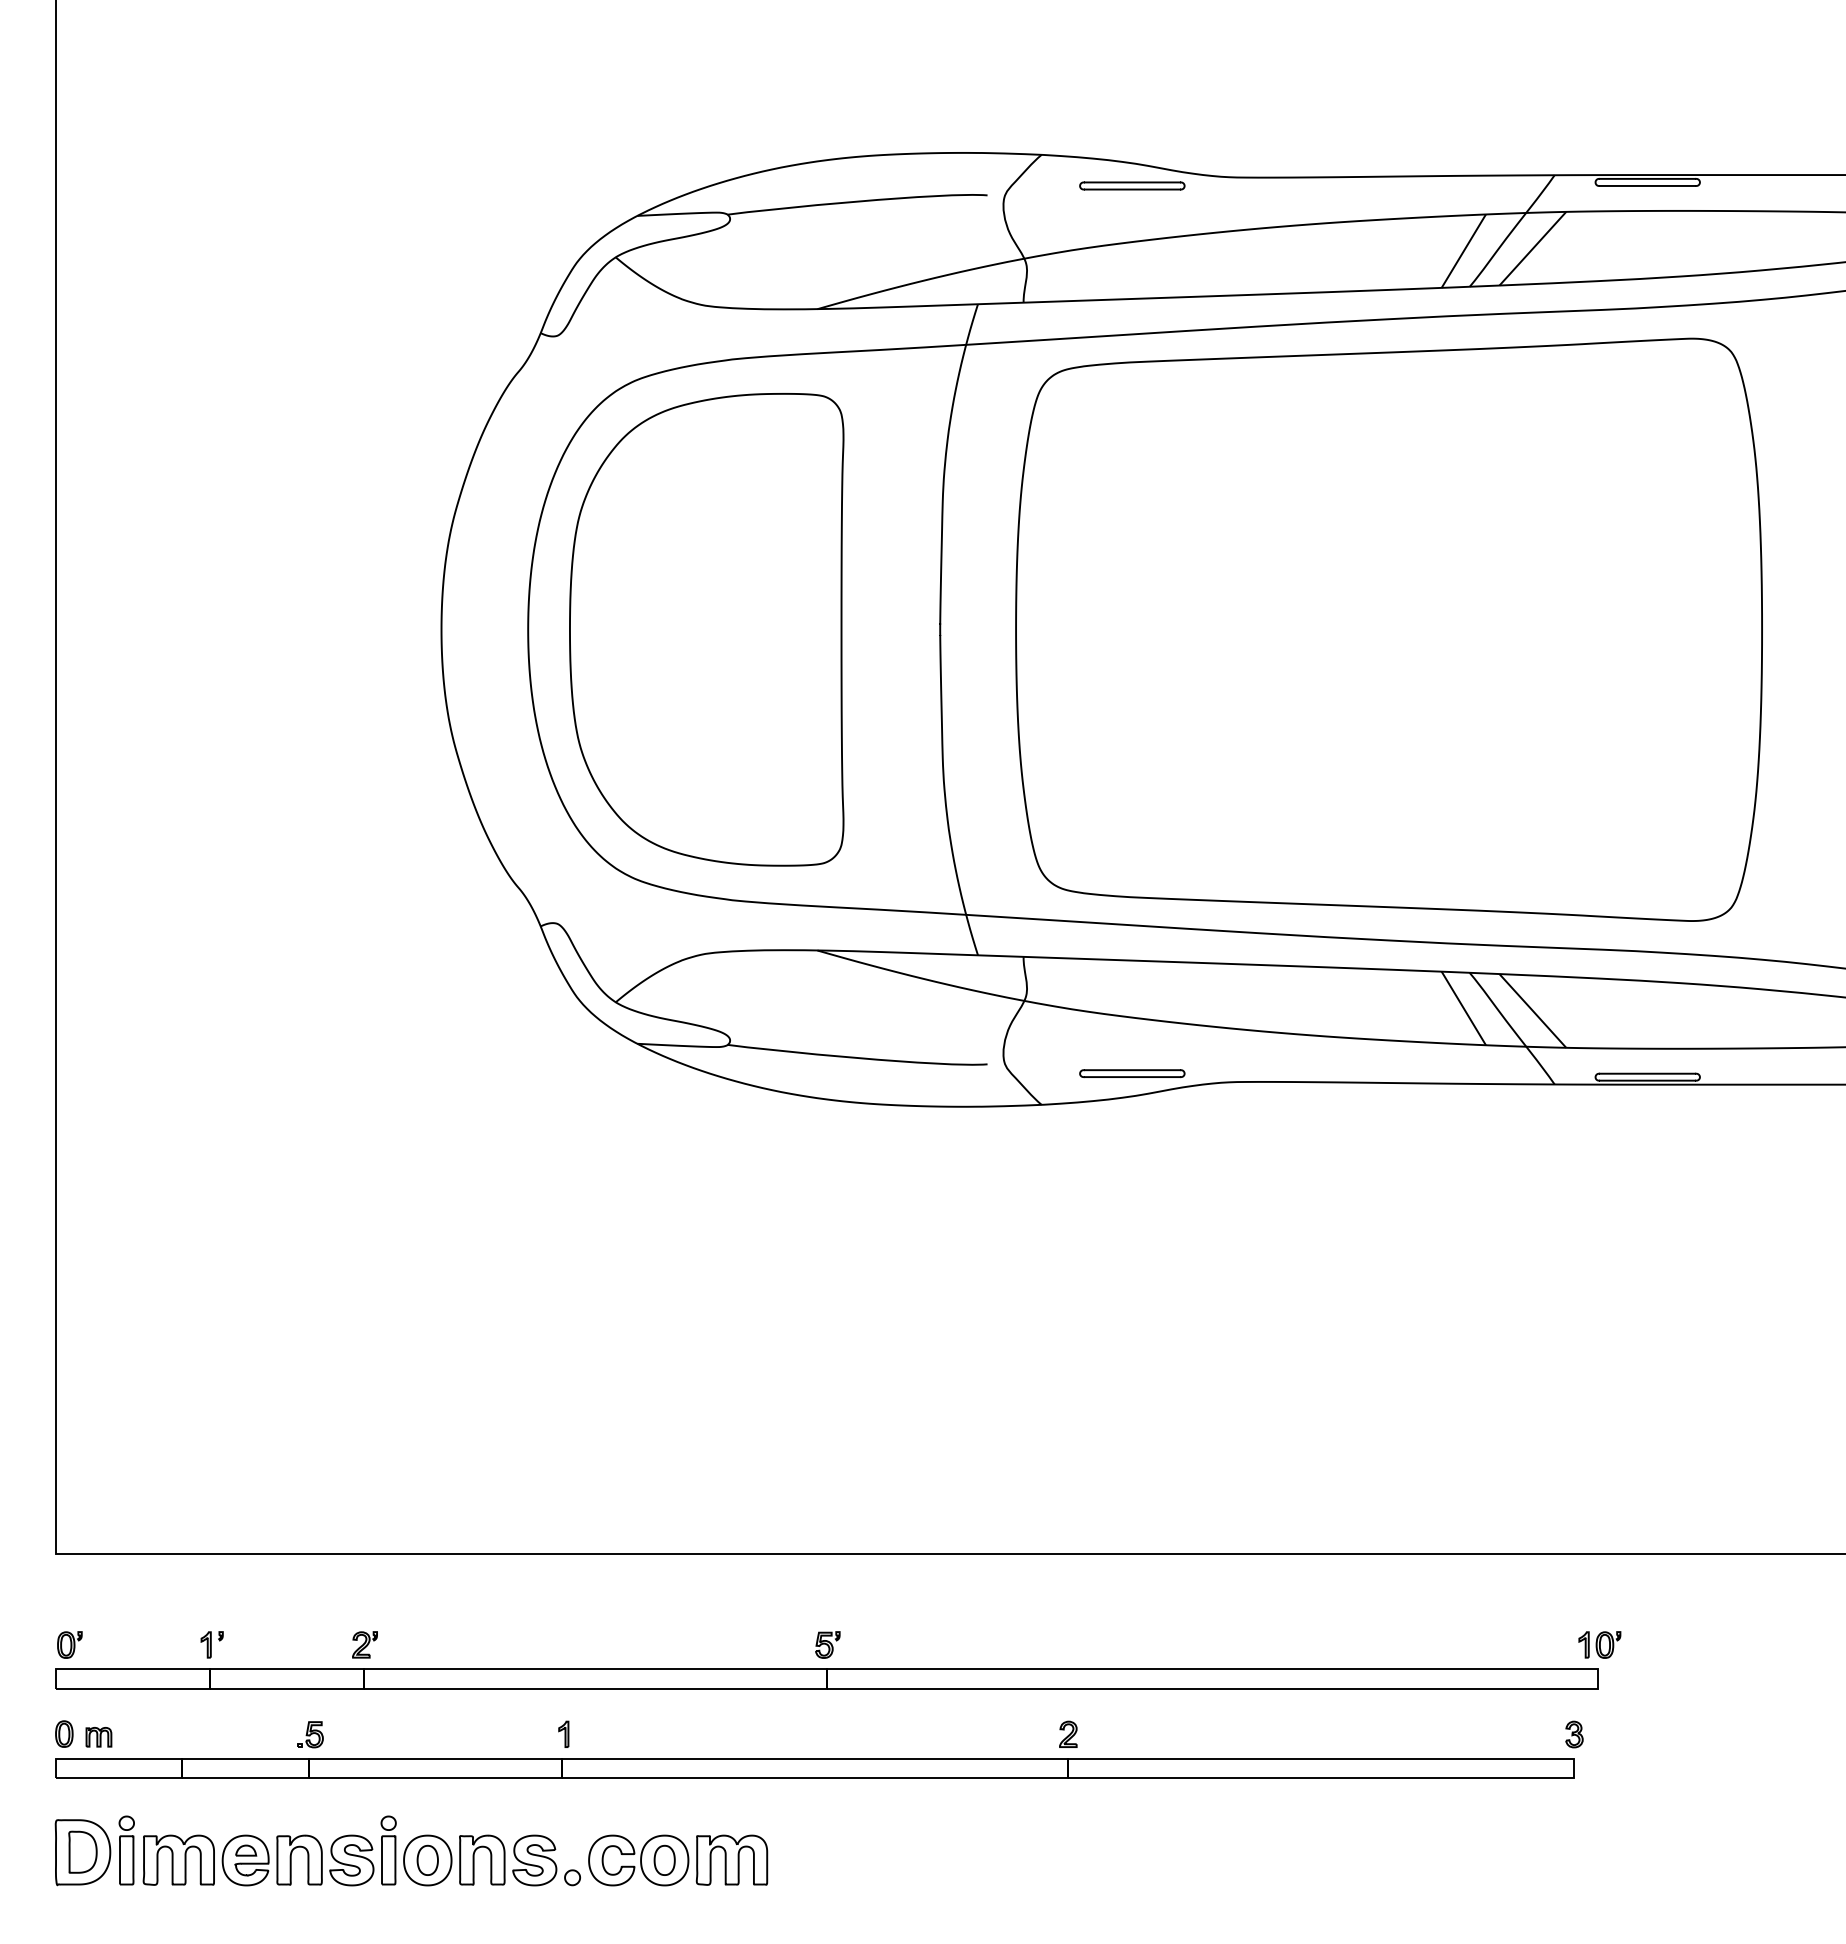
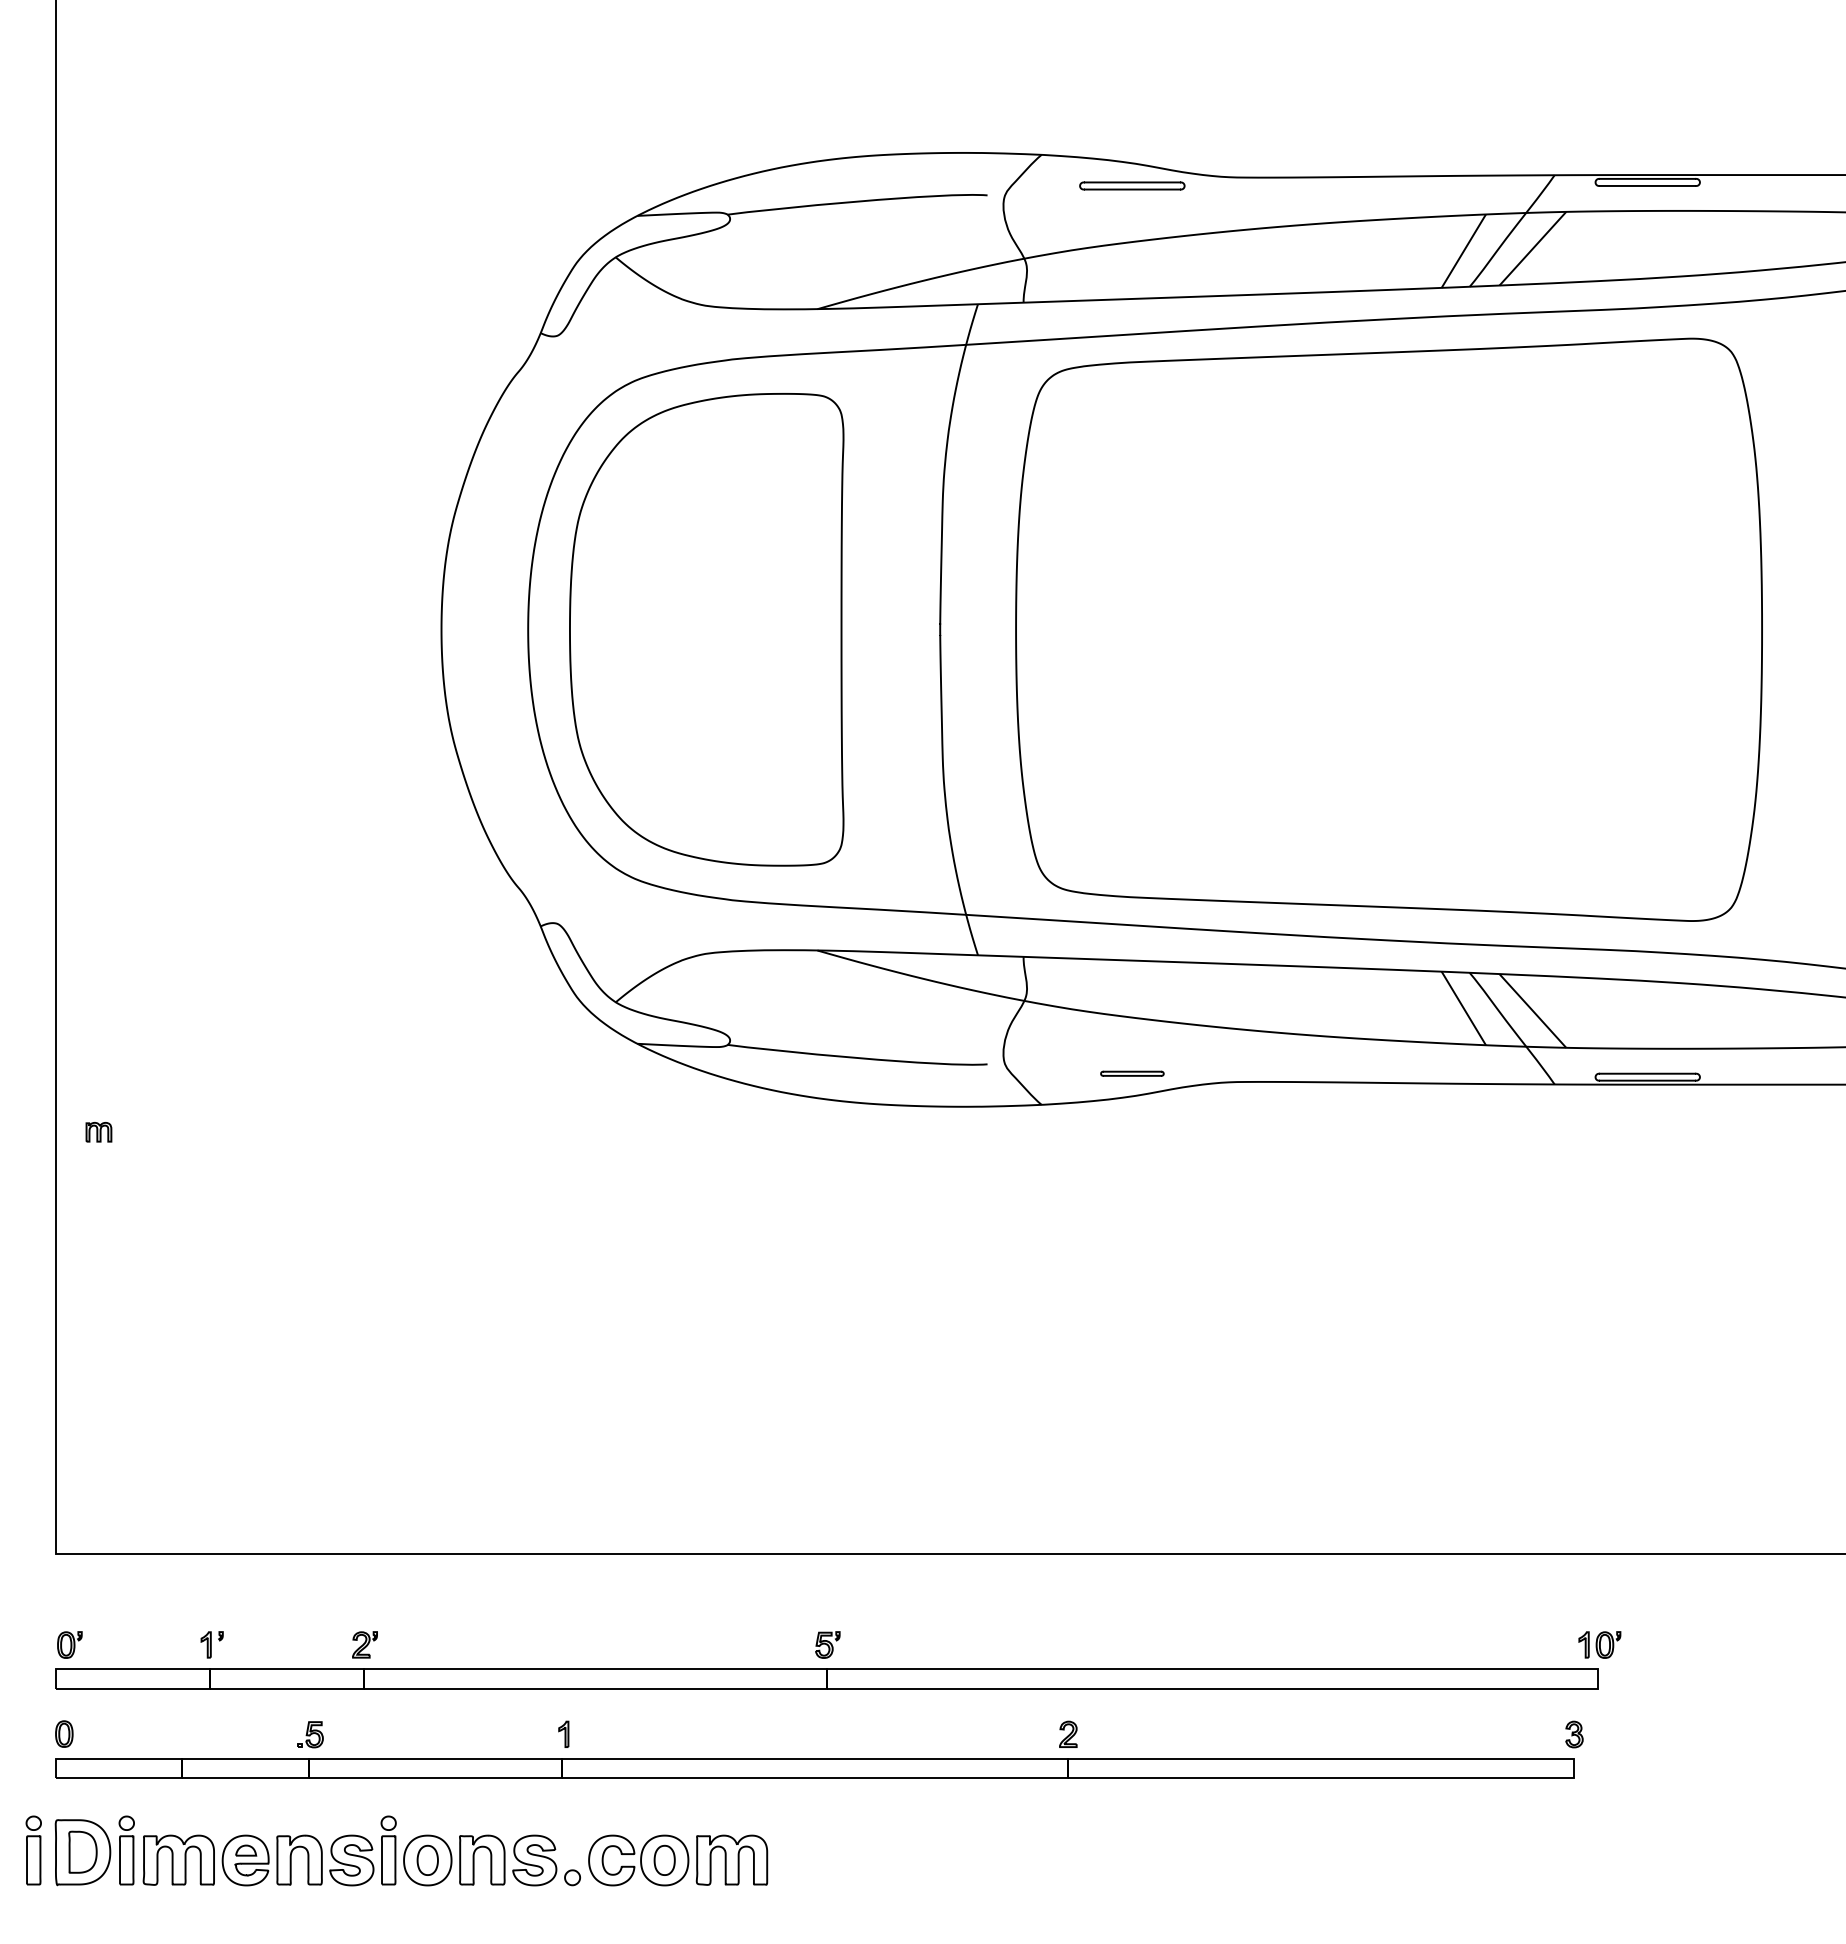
part size: 107x10 px -> 65x7 px (1132, 1073)
part position: (98, 1737) -> (98, 1132) (98, 1132)
part: none -> present (33, 1850)
